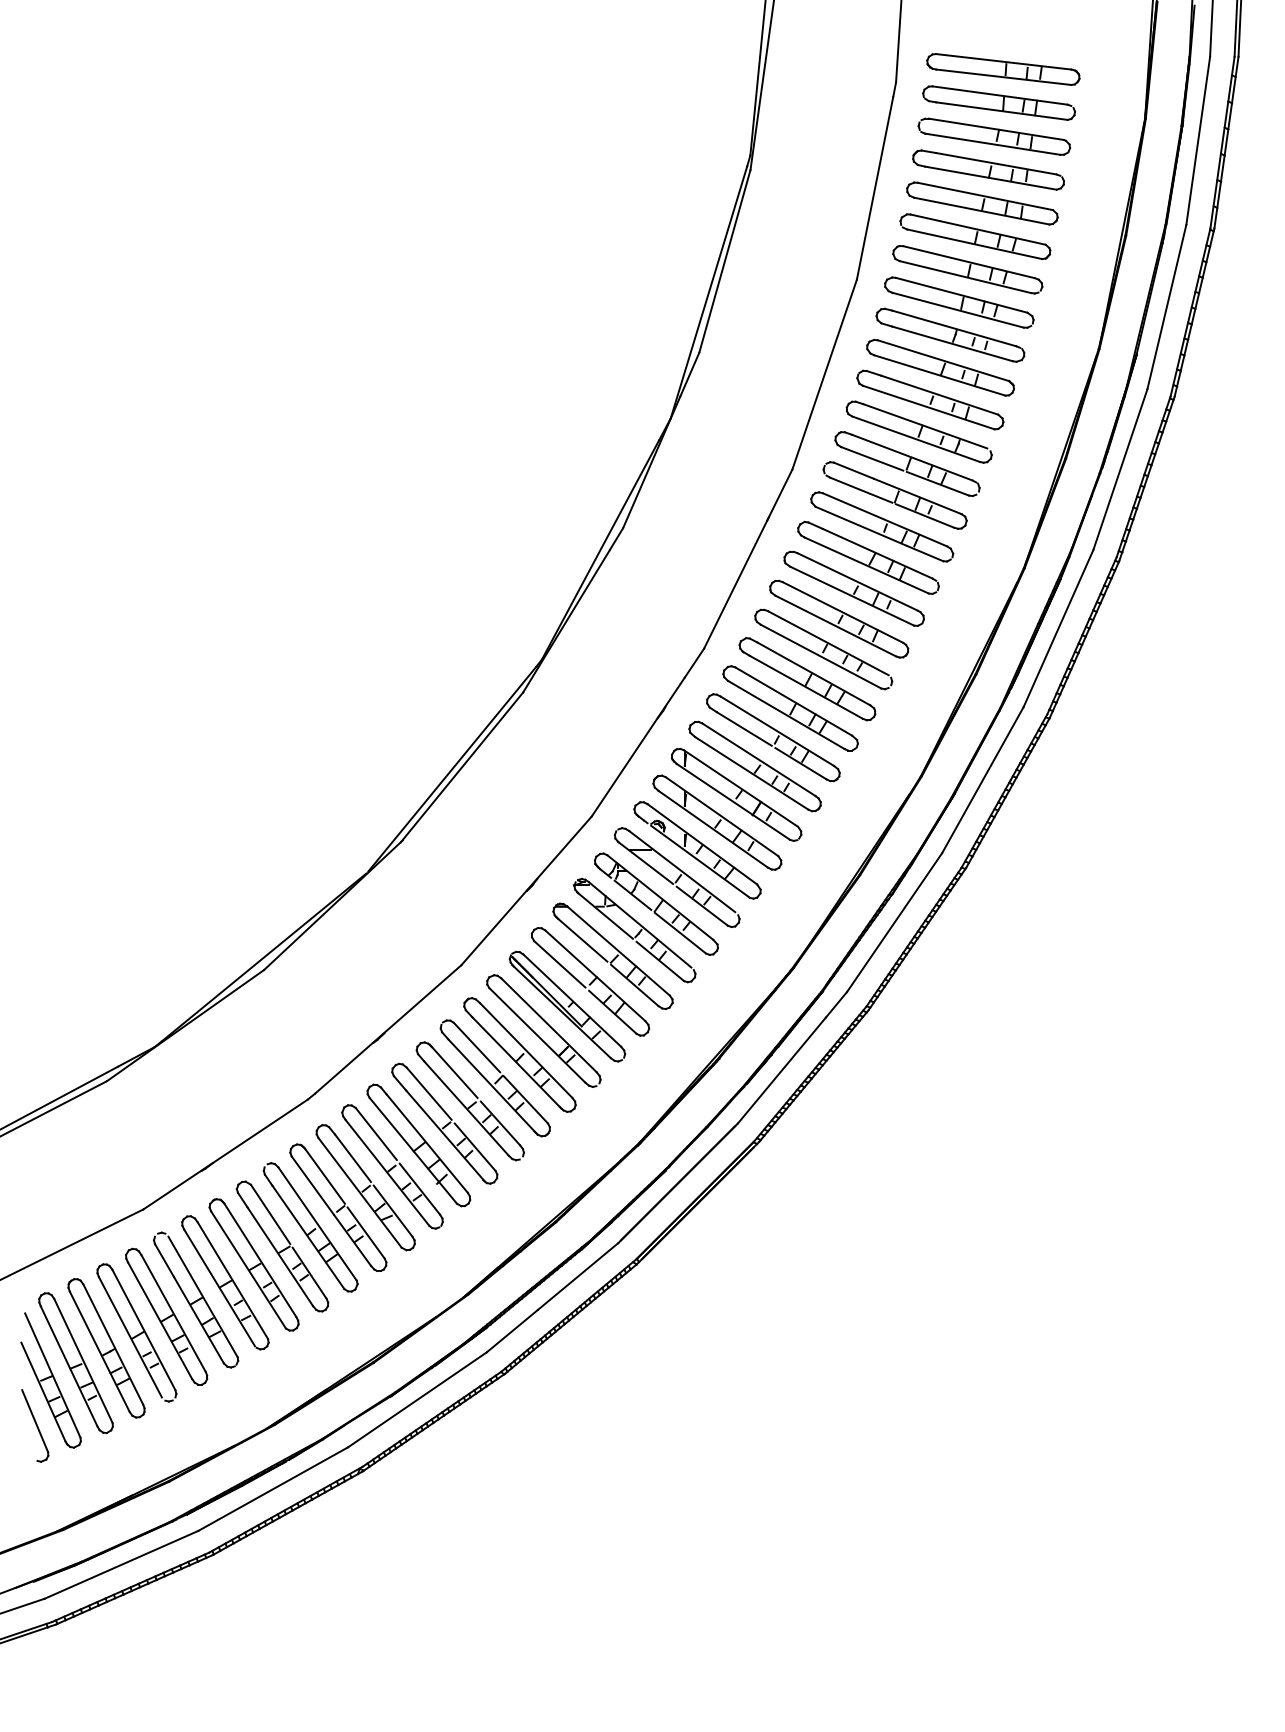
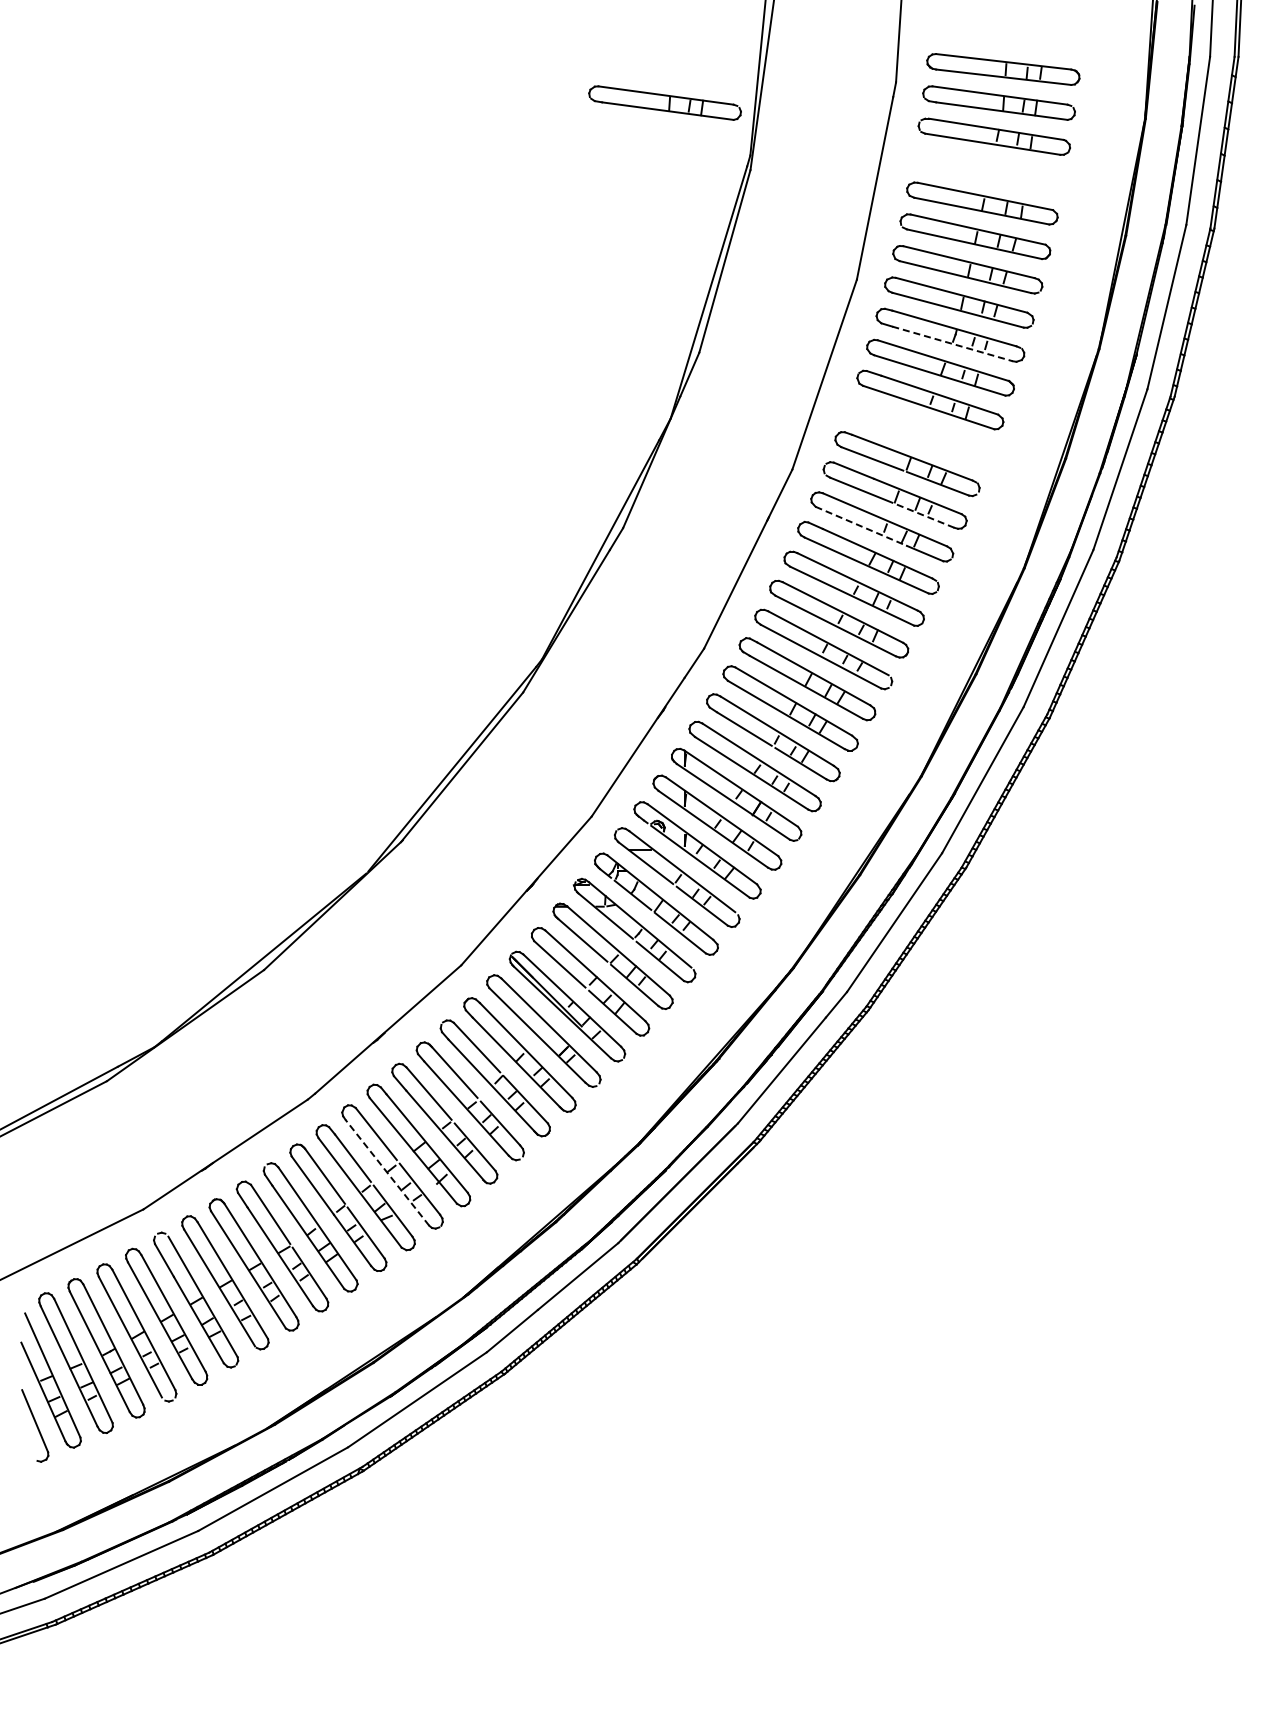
part: none -> present (664, 102)
part: present -> none (988, 169)
line: solid -> dashed (952, 343)
part: present -> none (918, 431)
line: solid -> dashed (925, 516)
line: solid -> dashed (861, 526)
line: solid -> dashed (387, 1172)
